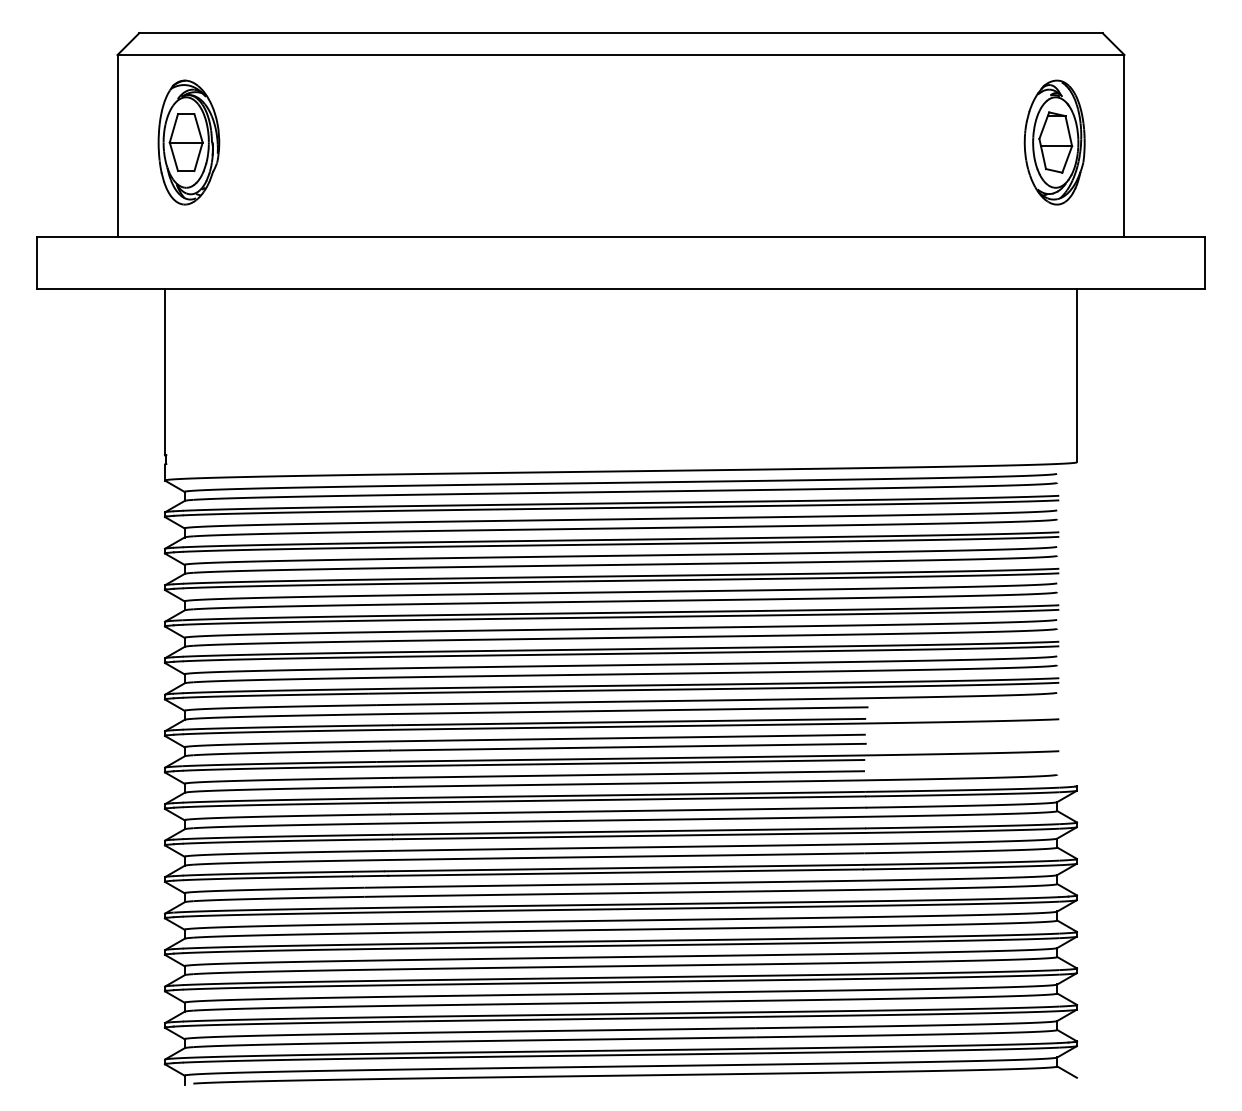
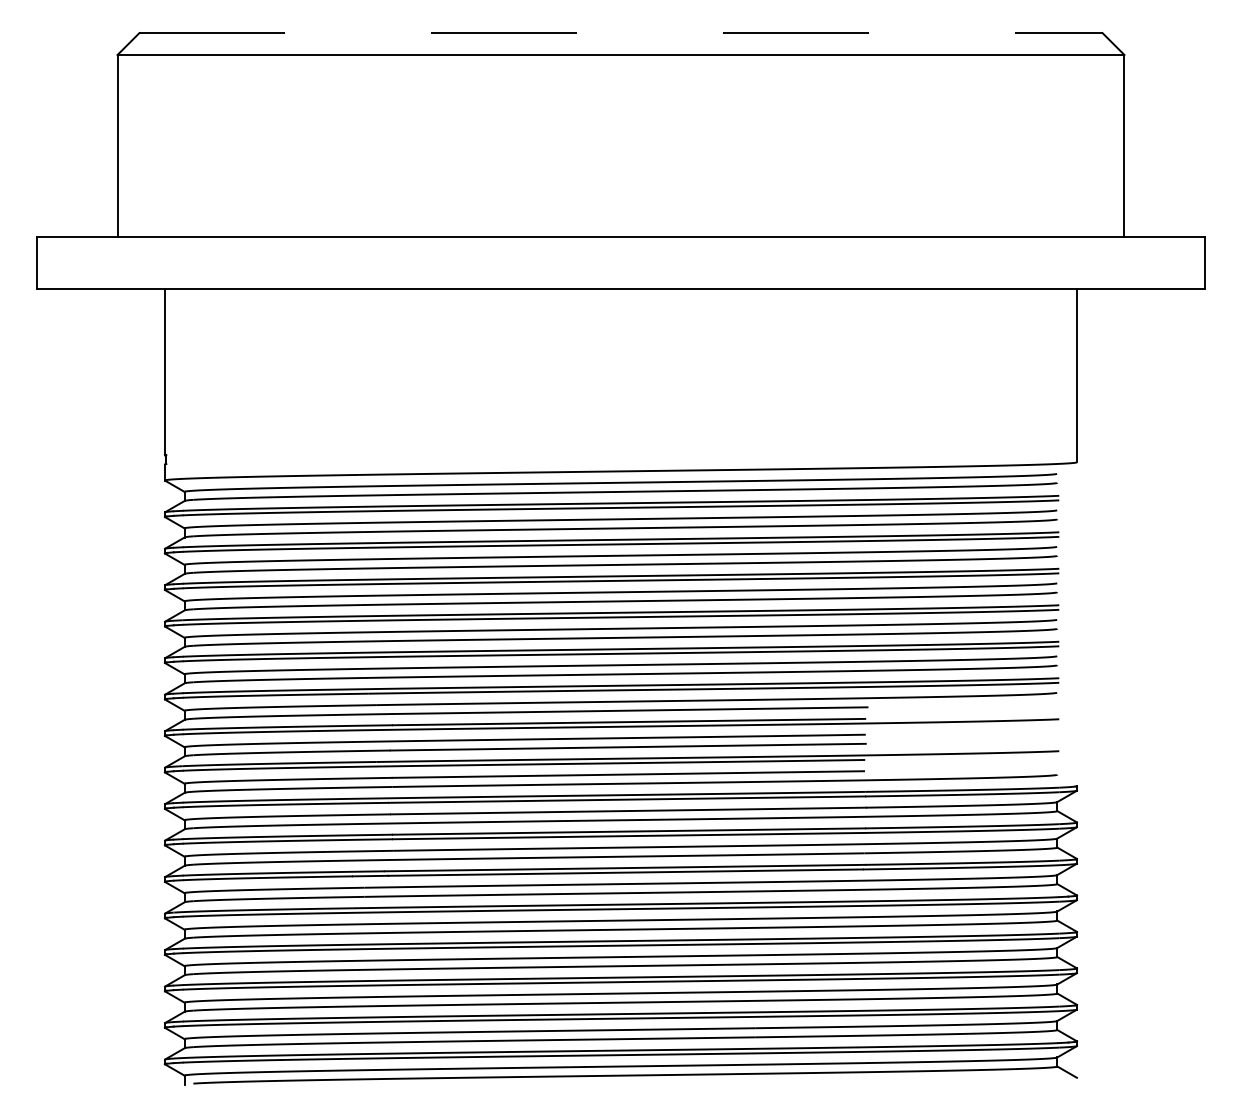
line: solid -> dashed (621, 33)
part: present -> none (188, 142)
part: present -> none (1054, 142)
